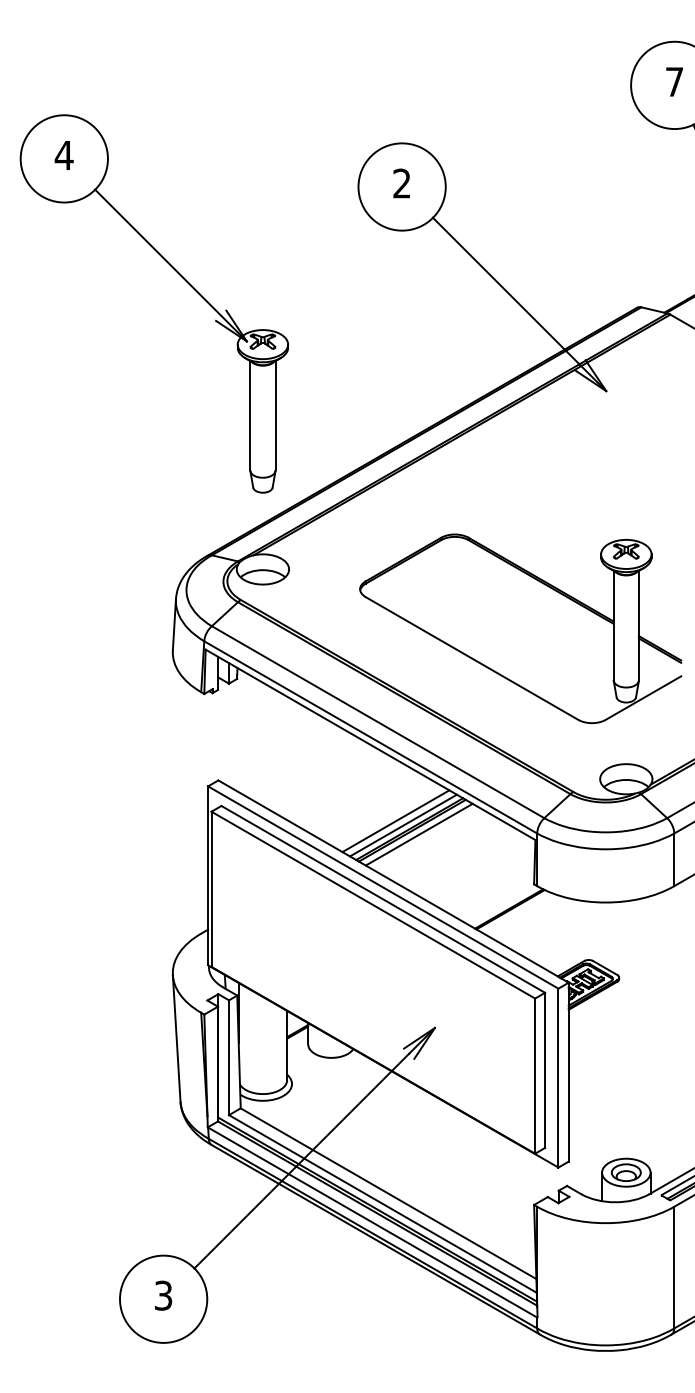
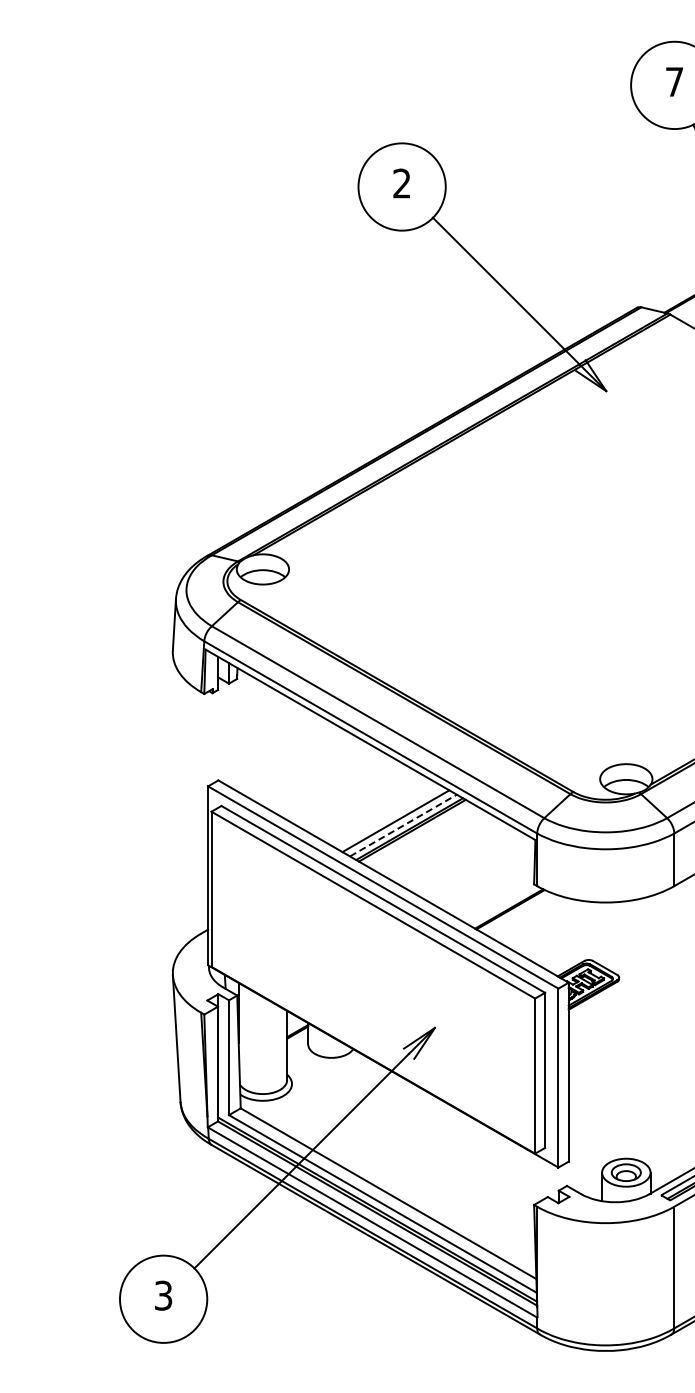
part: present -> none (180, 276)
part: present -> none (520, 628)
line: solid -> dashed (403, 825)
line: present -> none (418, 834)
